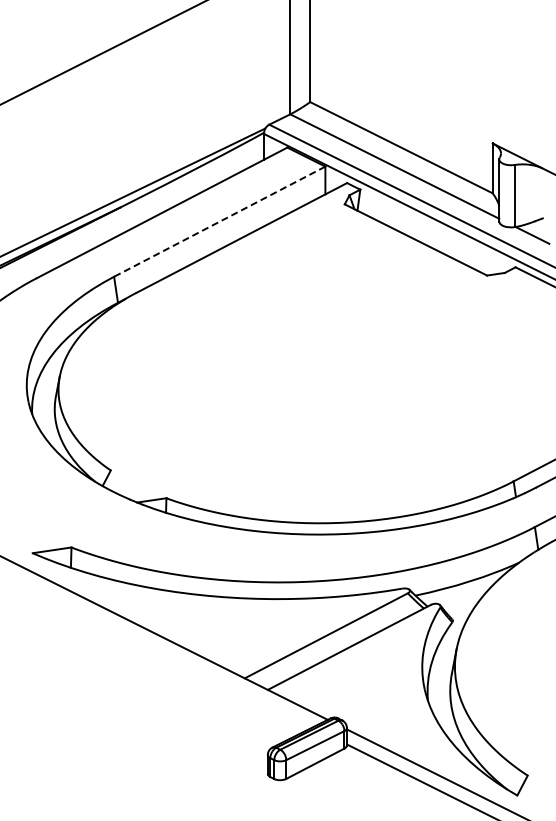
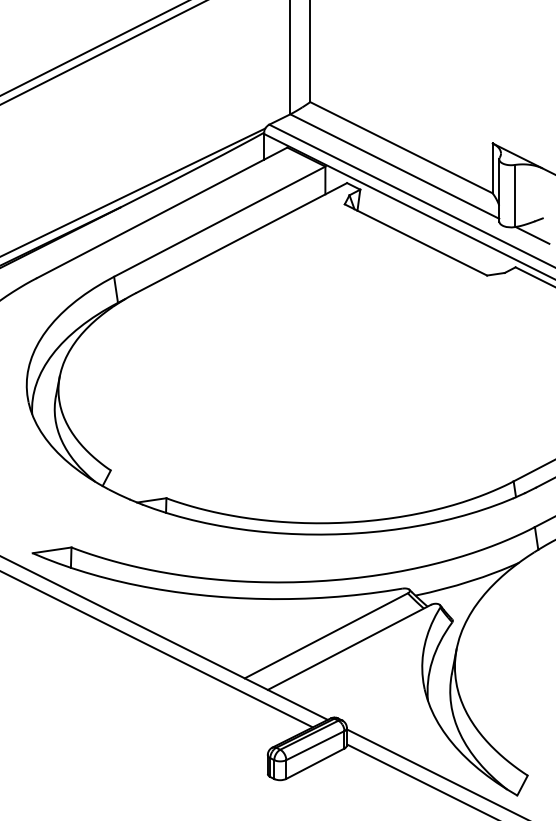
line: none -> present (93, 48)
line: dashed -> solid (219, 221)
line: none -> present (157, 649)
